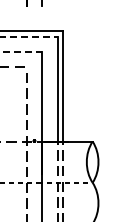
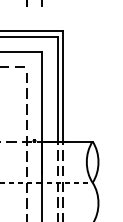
line: dashed -> solid (29, 36)
line: dashed -> solid (21, 51)
